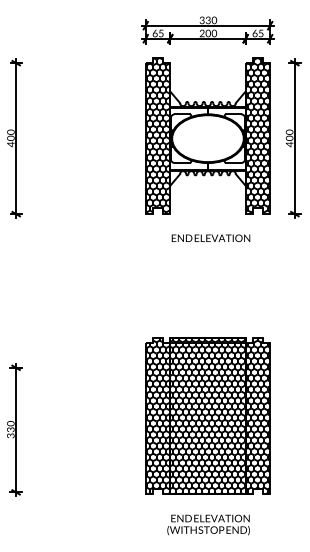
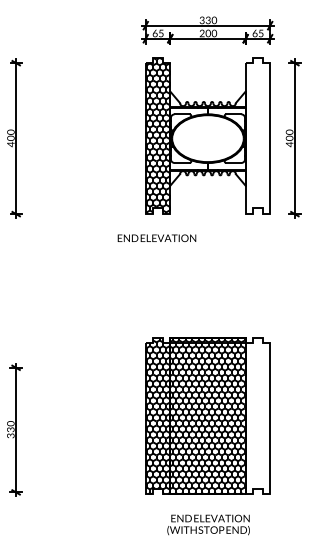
hatch: present -> none (257, 135)
text position: (210, 237) -> (156, 237) (156, 237)
hatch: present -> none (257, 415)
